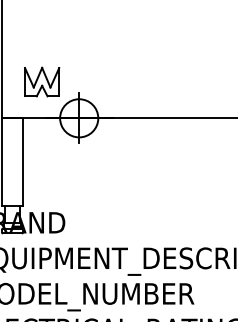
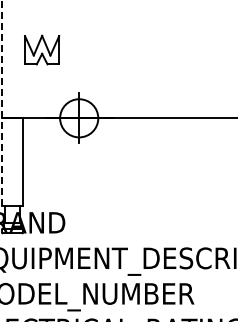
part position: (42, 81) -> (42, 49) (42, 49)
line: solid -> dashed (1, 102)
